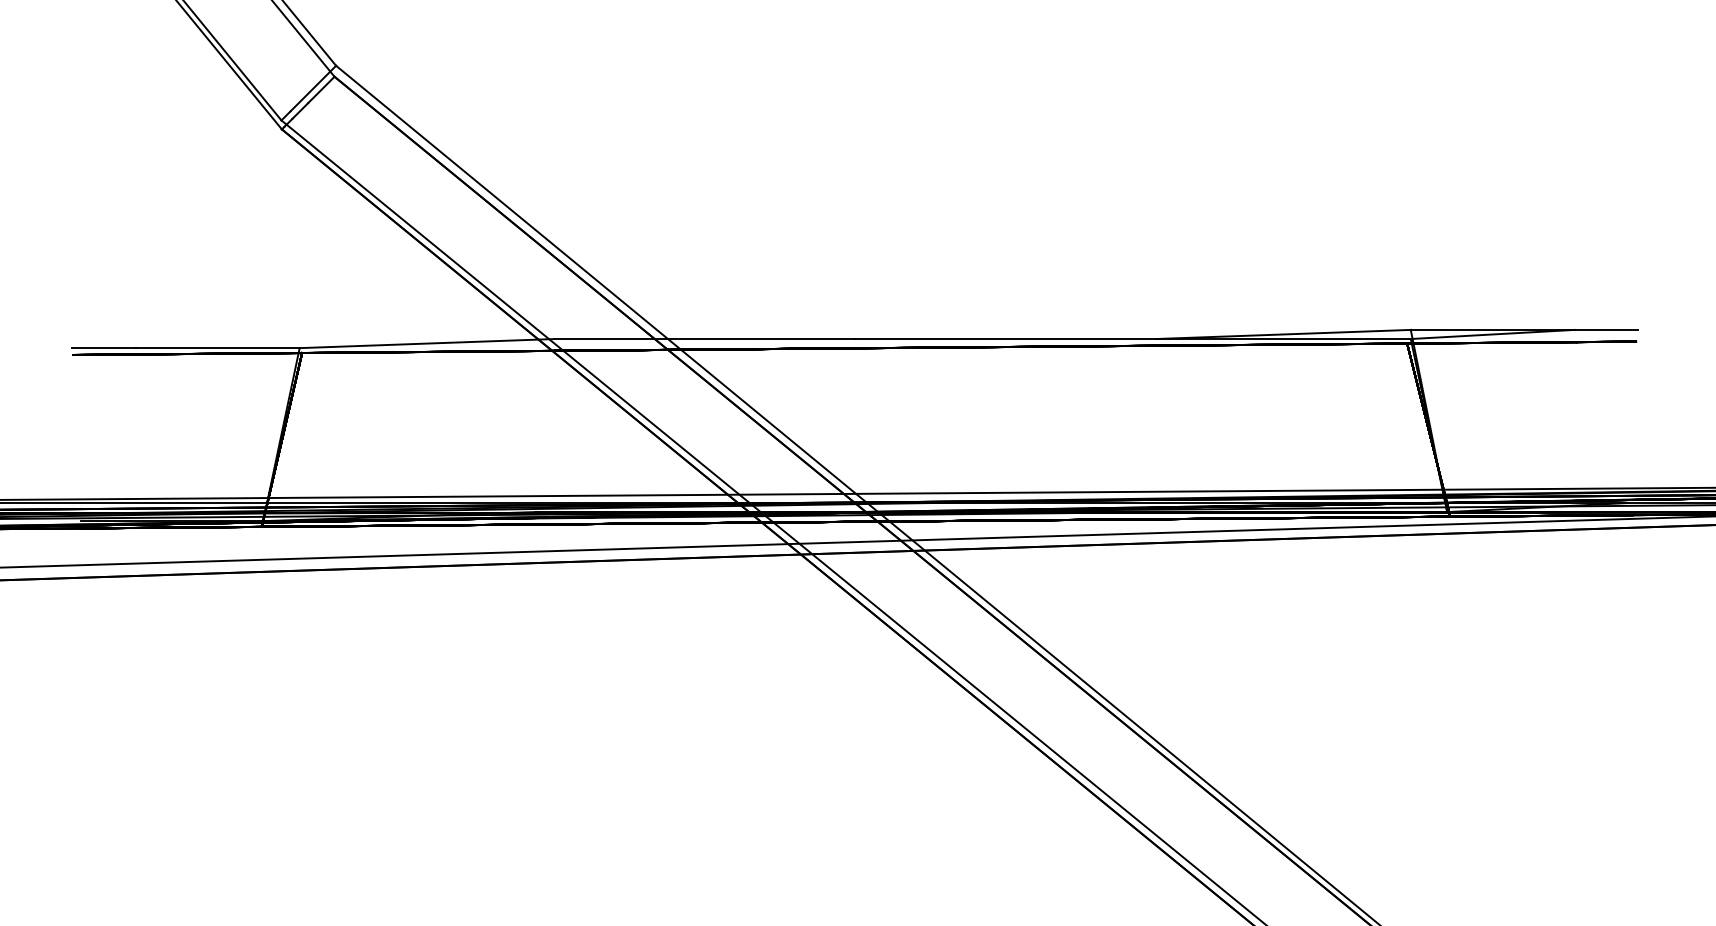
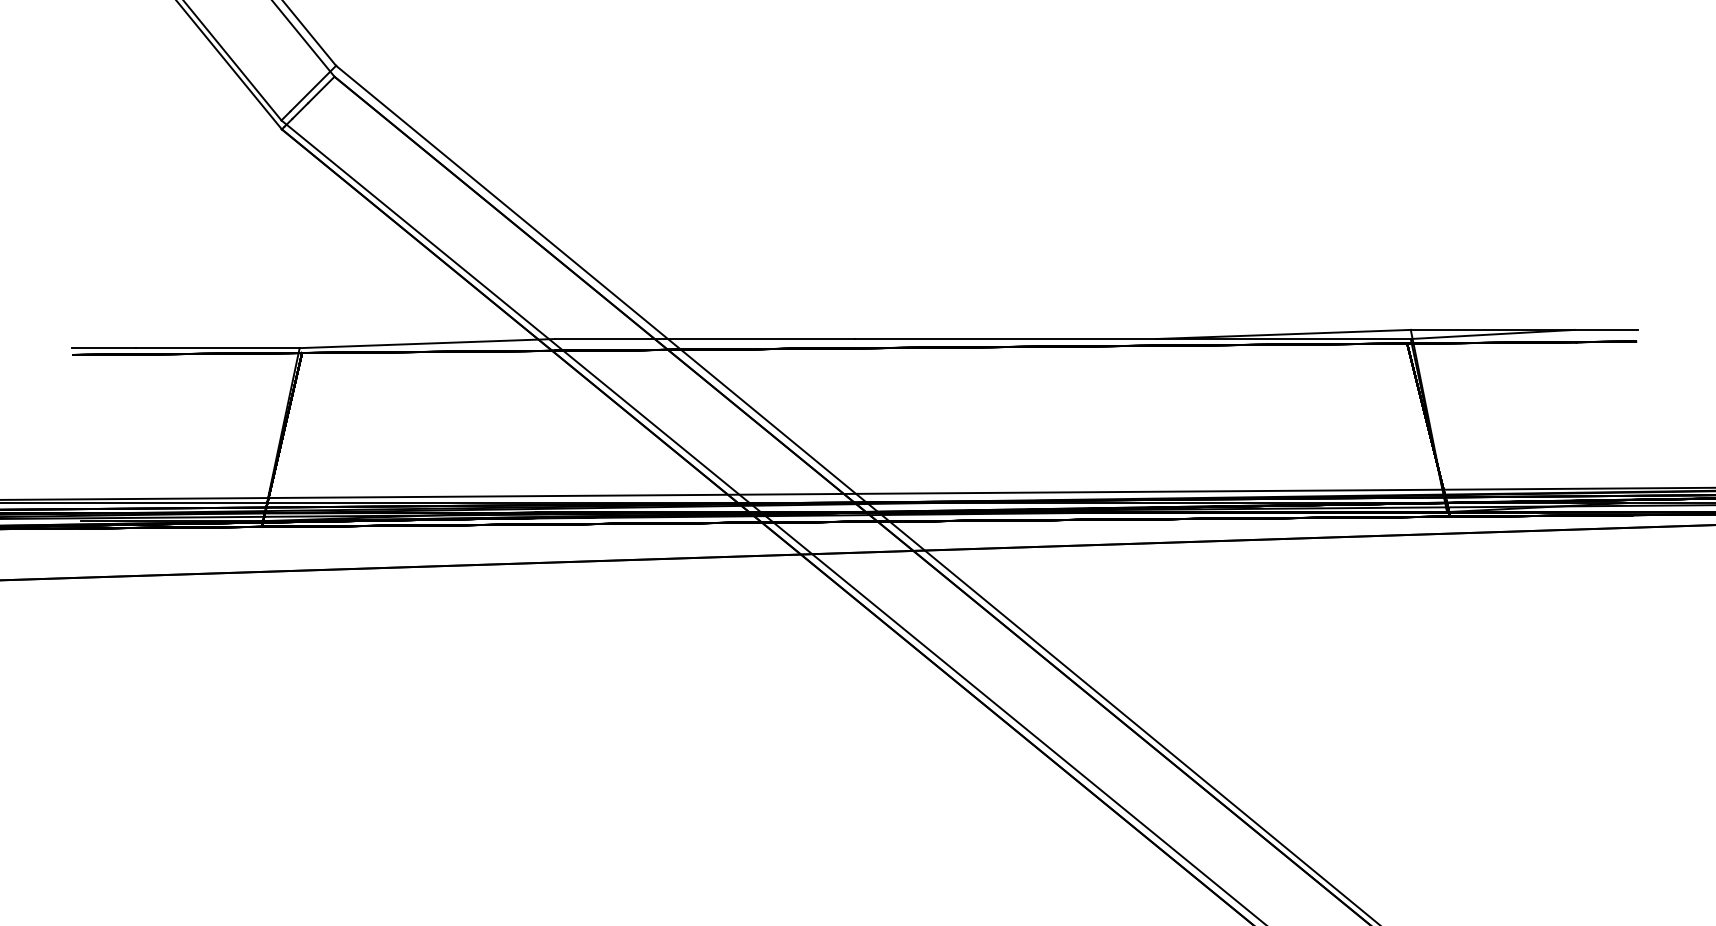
line: present -> none (857, 541)
